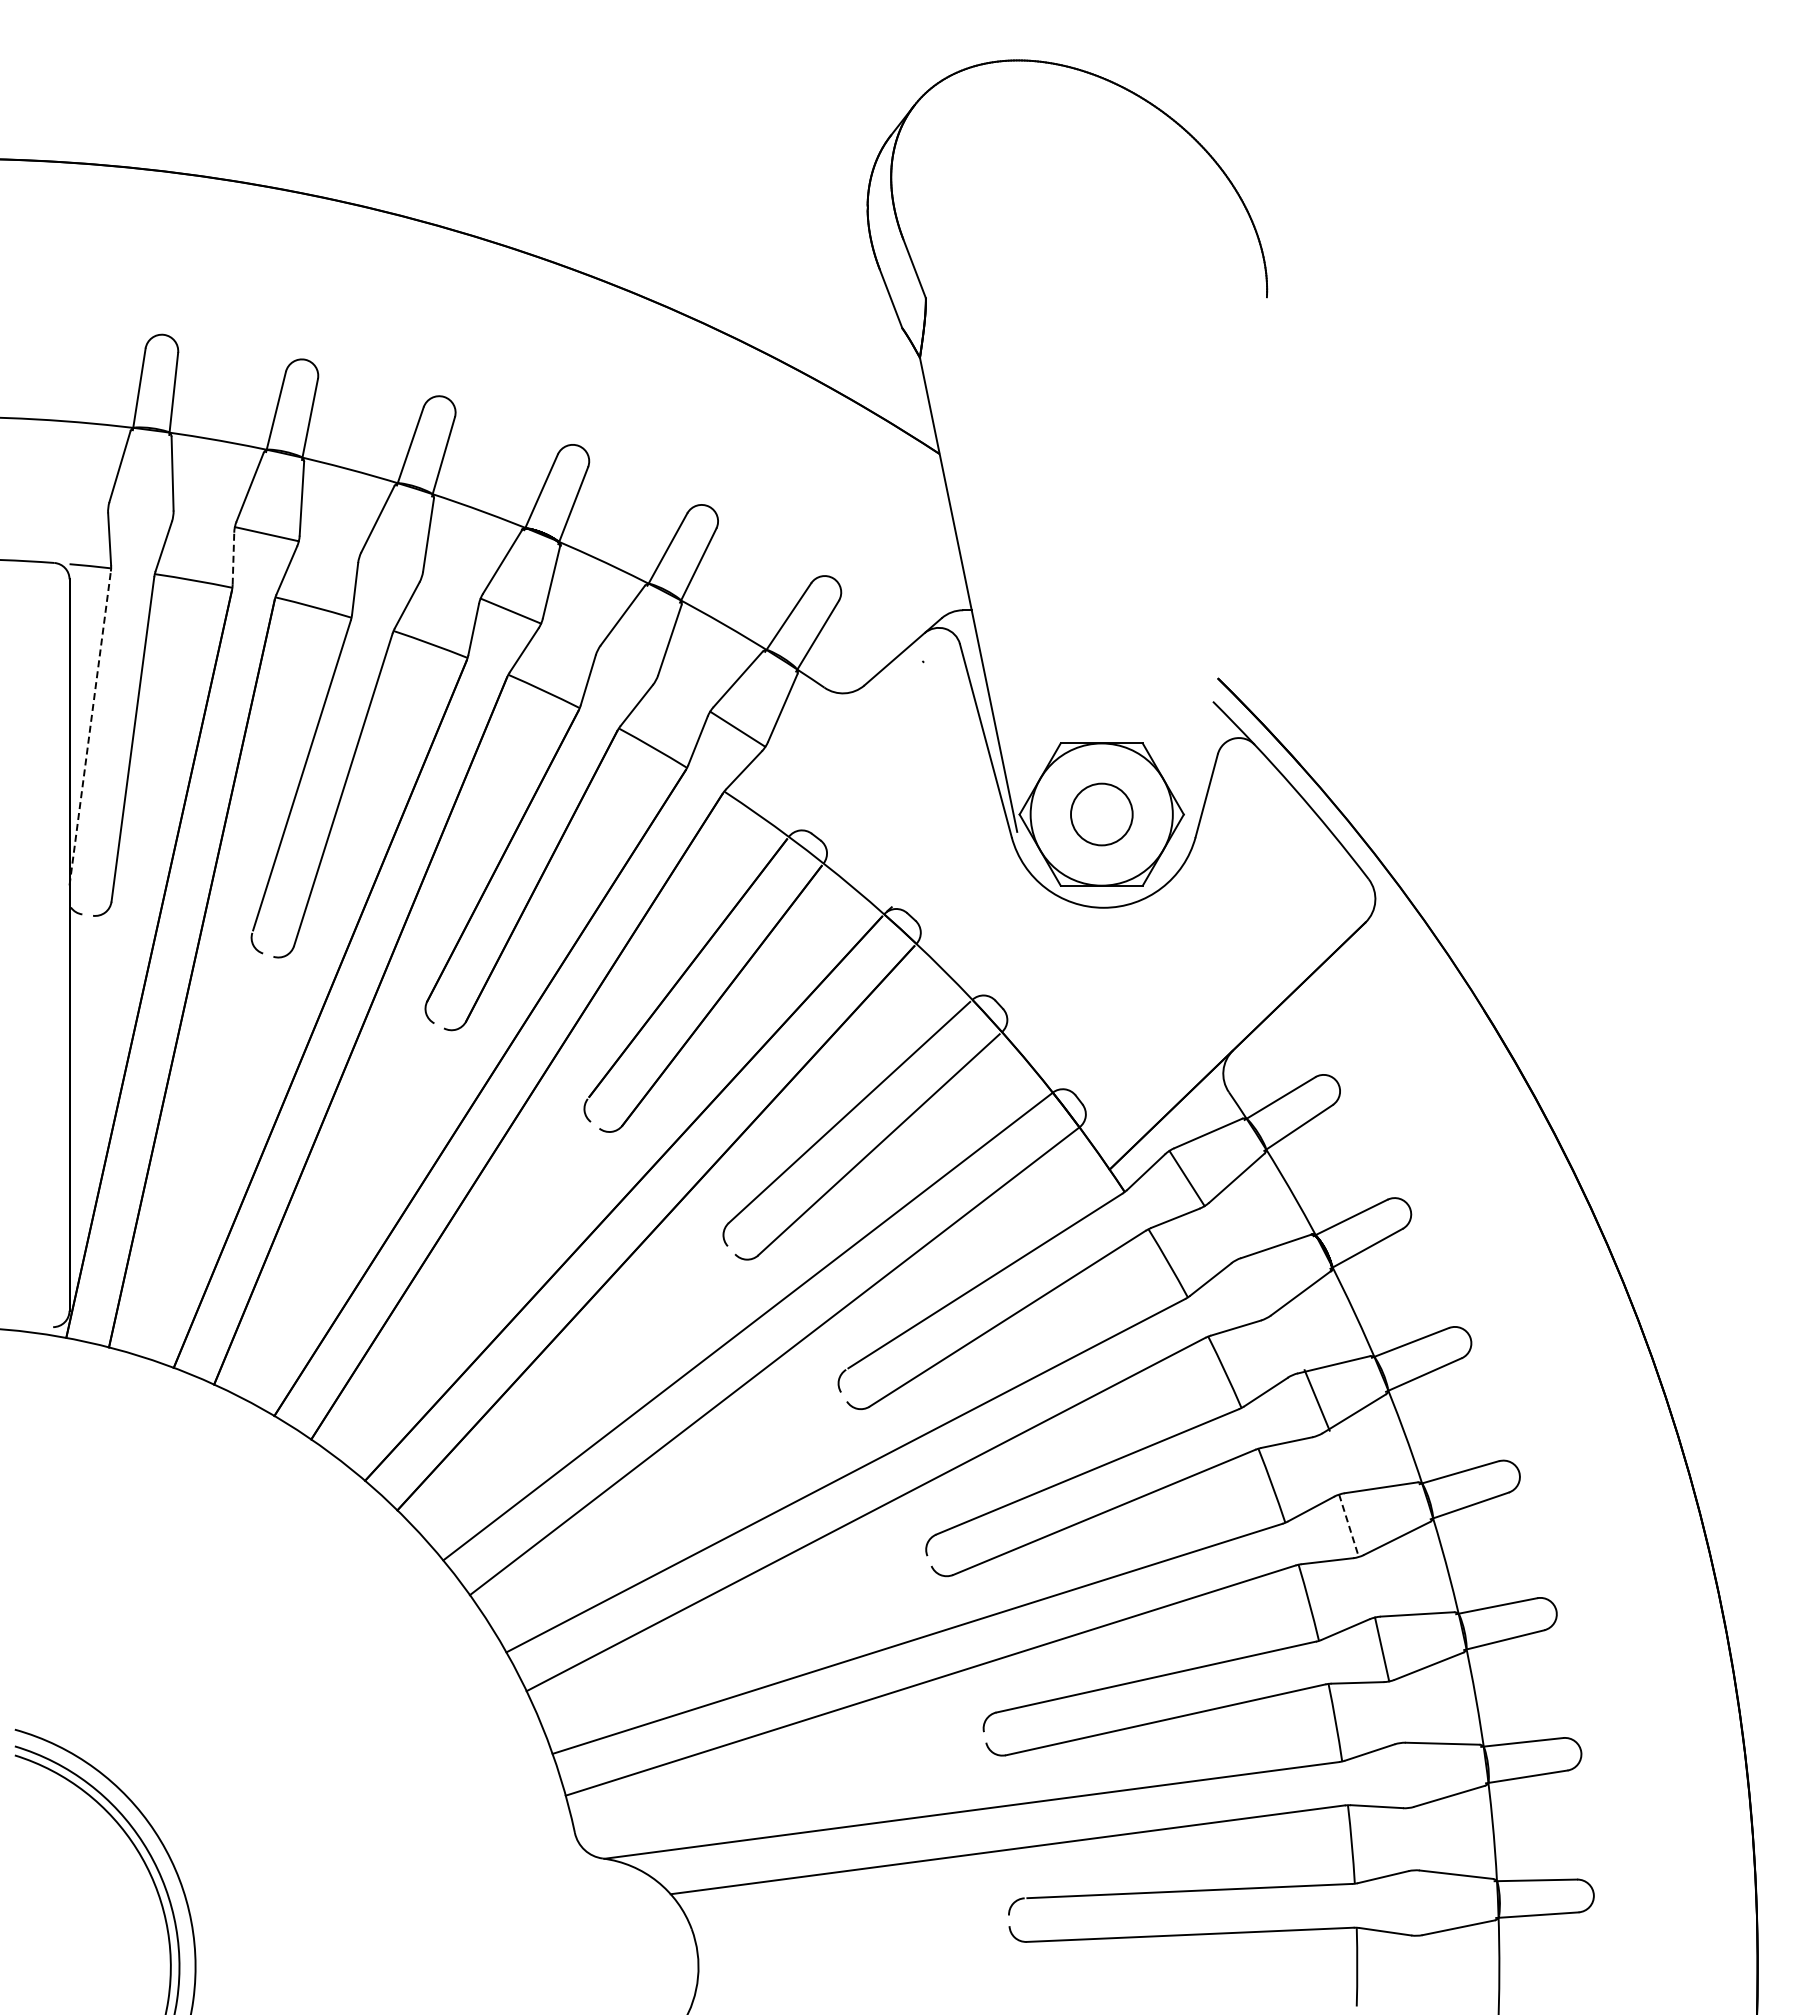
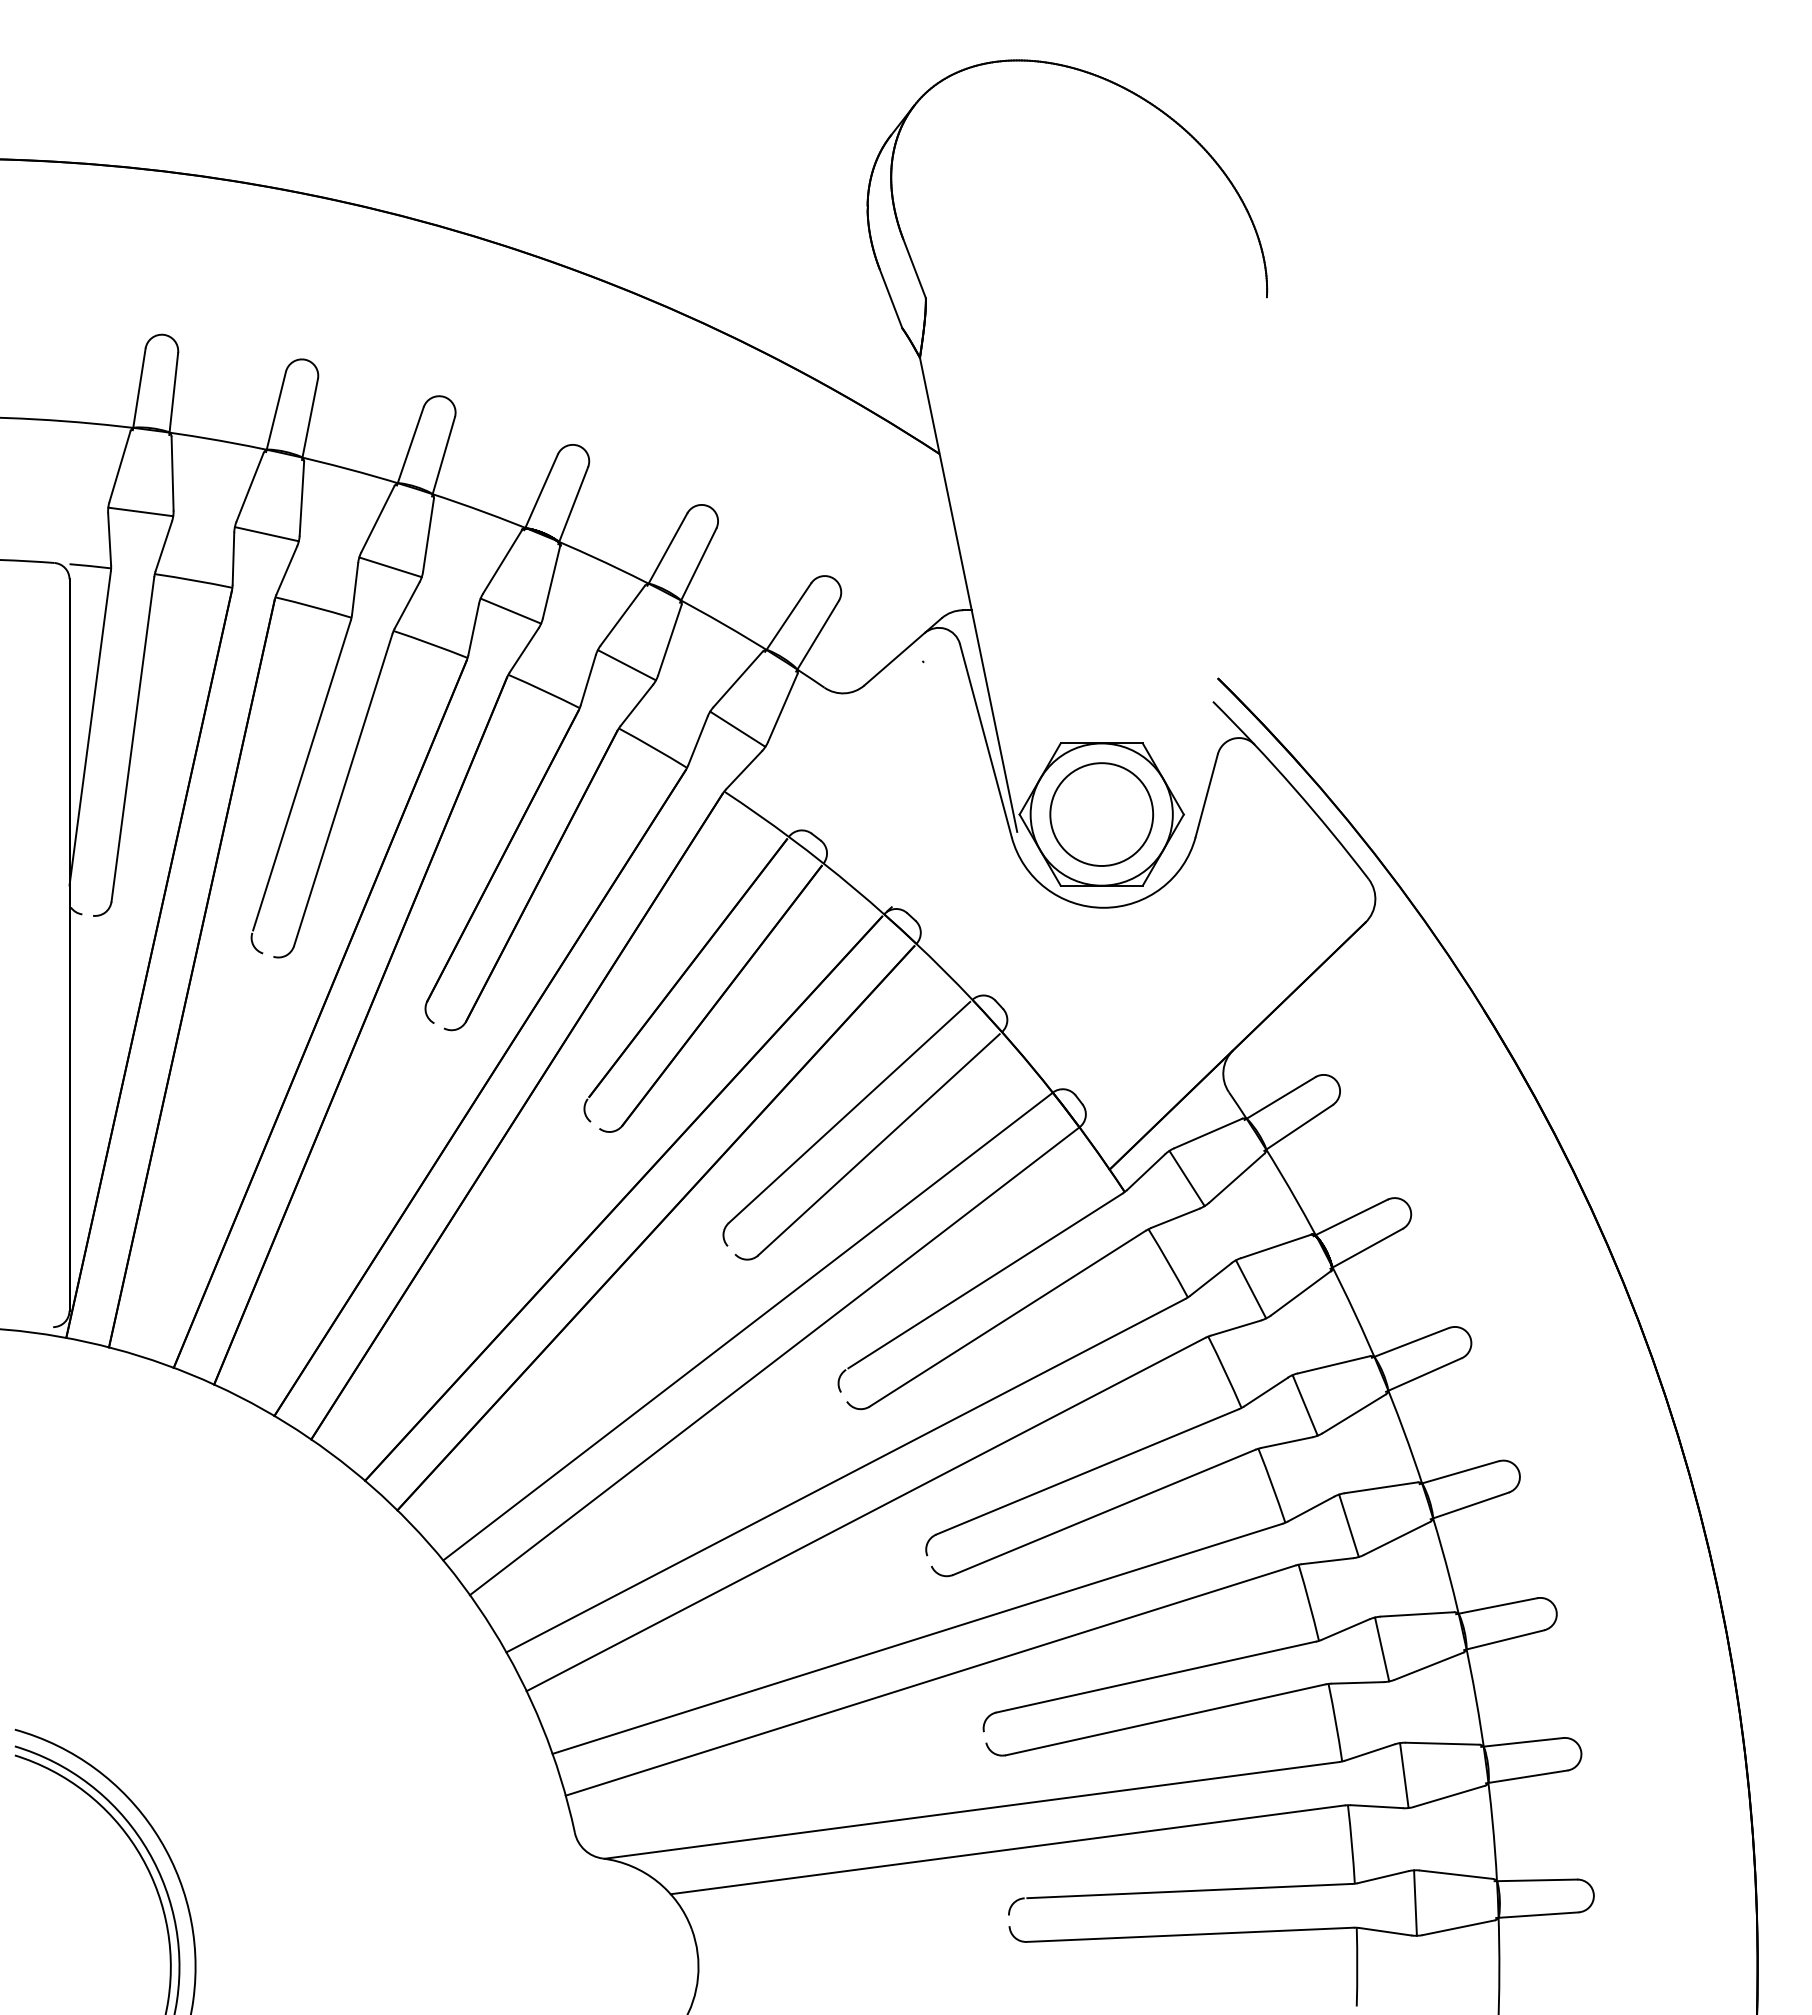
line: none -> present (140, 511)
line: dashed -> solid (233, 558)
line: none -> present (390, 567)
line: none -> present (626, 665)
line: dashed -> solid (90, 727)
circle size: 64x65 px -> 106x105 px (1101, 814)
line: none -> present (1250, 1289)
line position: (1316, 1400) -> (1304, 1405) (1304, 1405)
line: dashed -> solid (1348, 1525)
line: none -> present (1404, 1775)
line: none -> present (1415, 1902)
